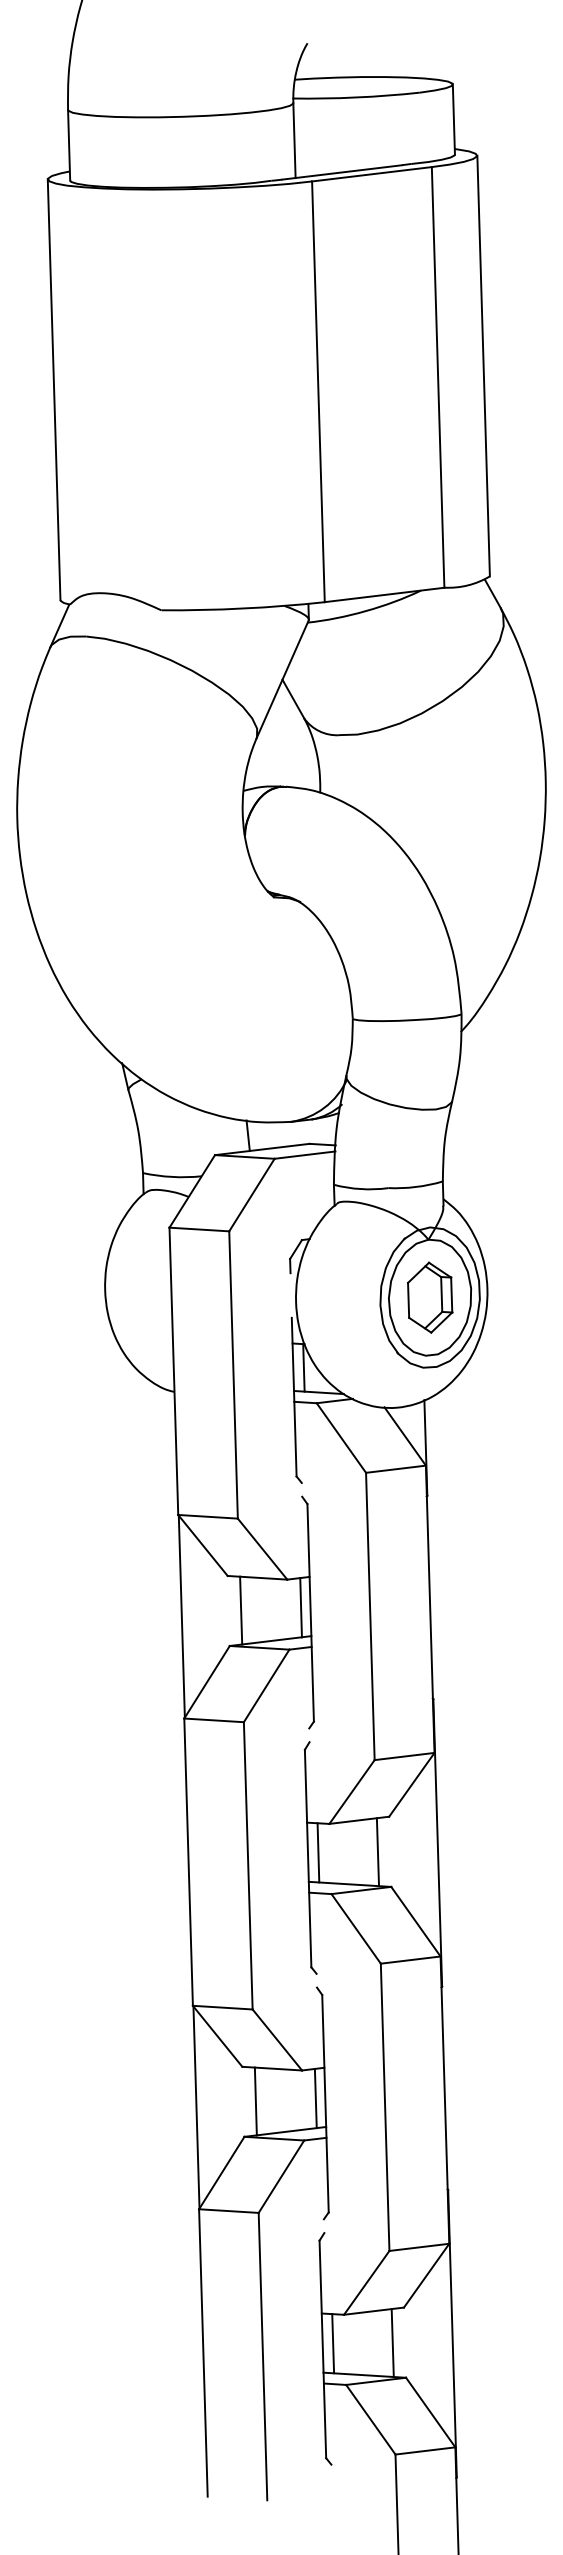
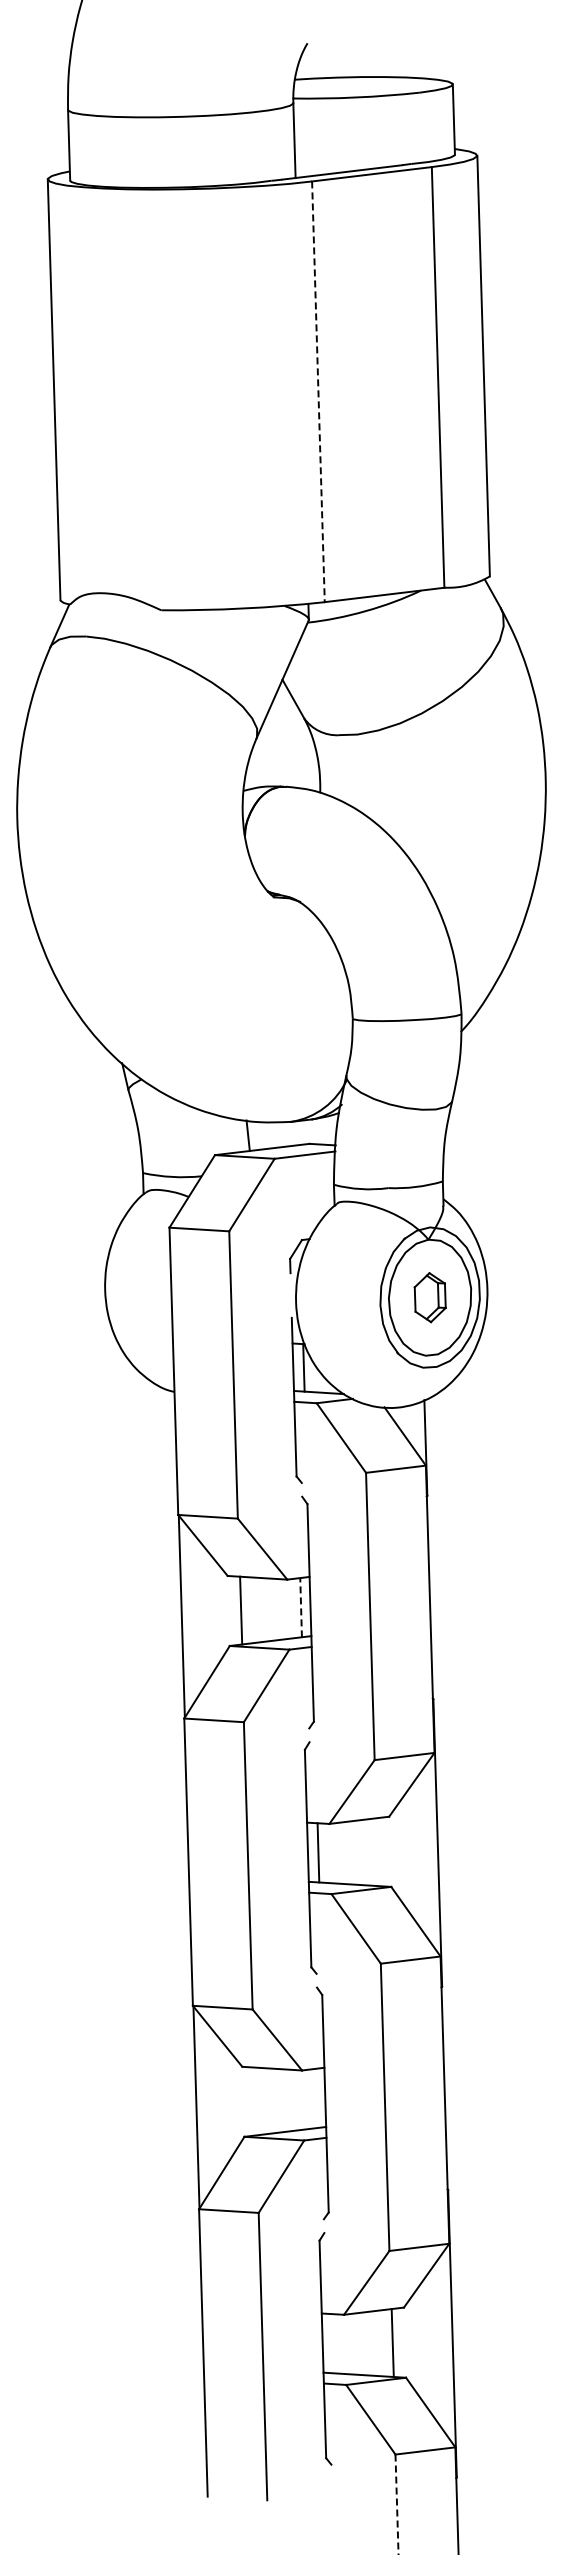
line: solid -> dashed (318, 392)
part size: 47x73 px -> 34x52 px (429, 1297)
line: solid -> dashed (301, 1607)
line: present -> none (377, 1852)
line: present -> none (315, 2098)
line: present -> none (255, 2101)
line: present -> none (333, 2343)
line: solid -> dashed (397, 2504)
